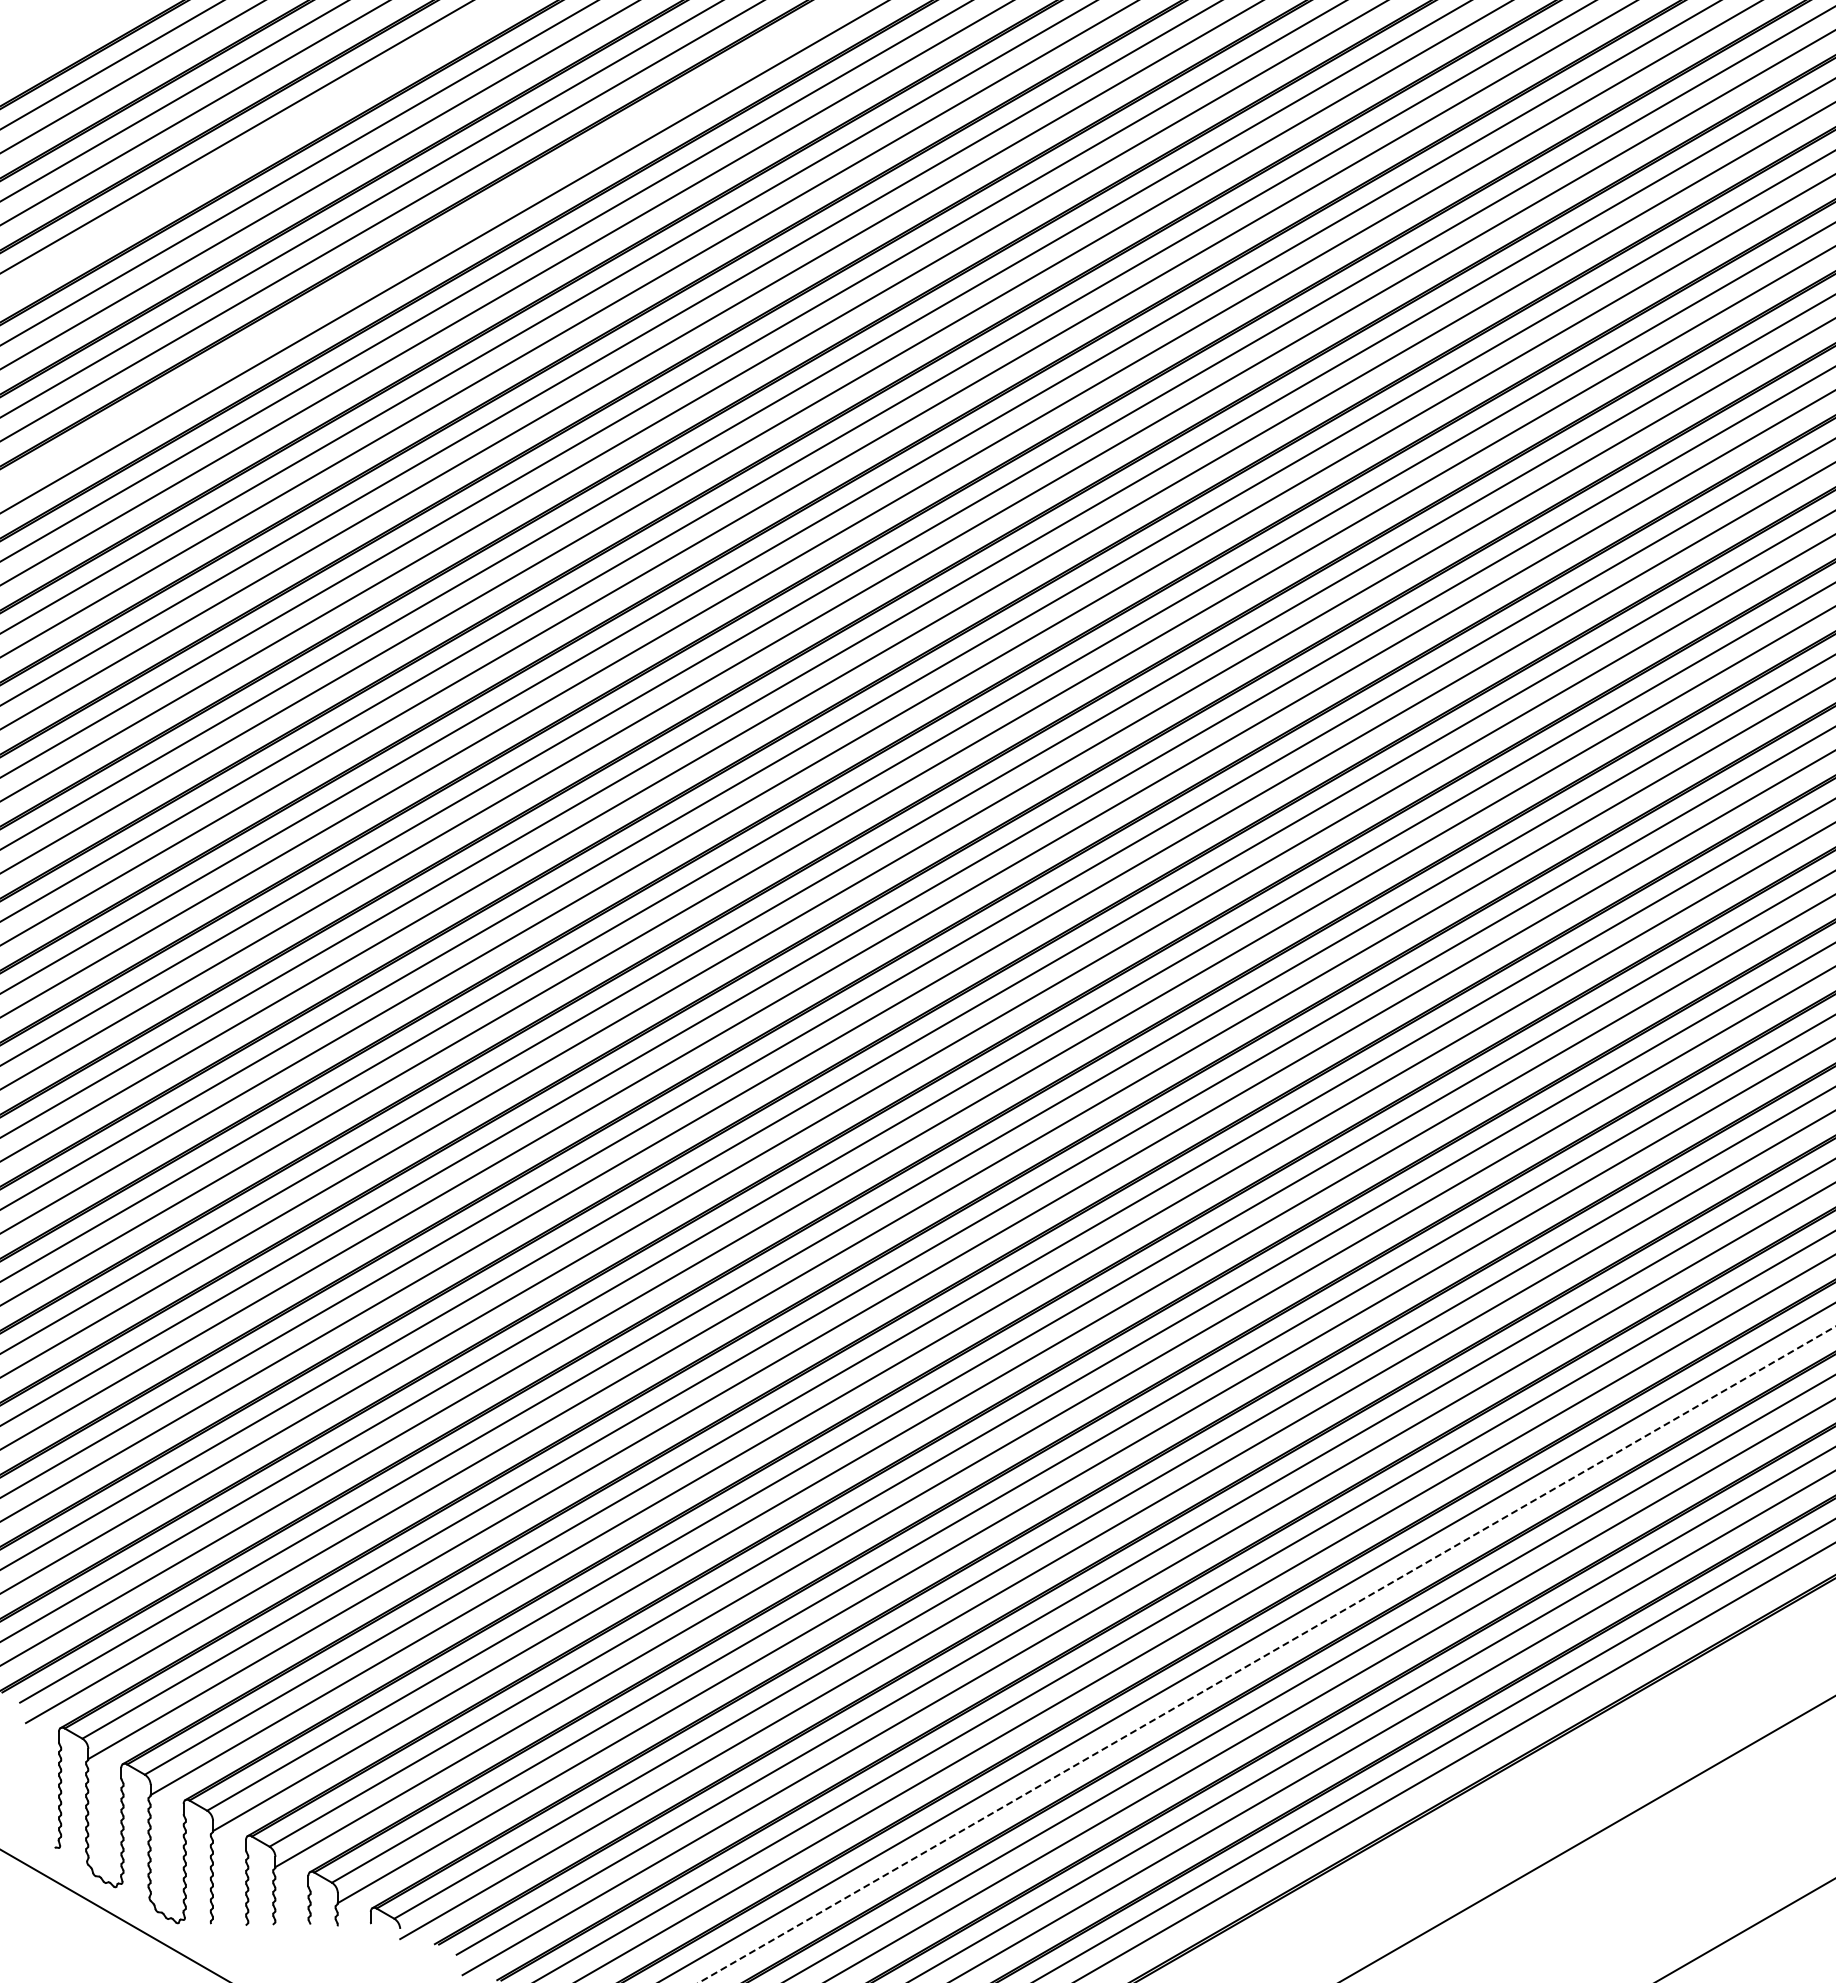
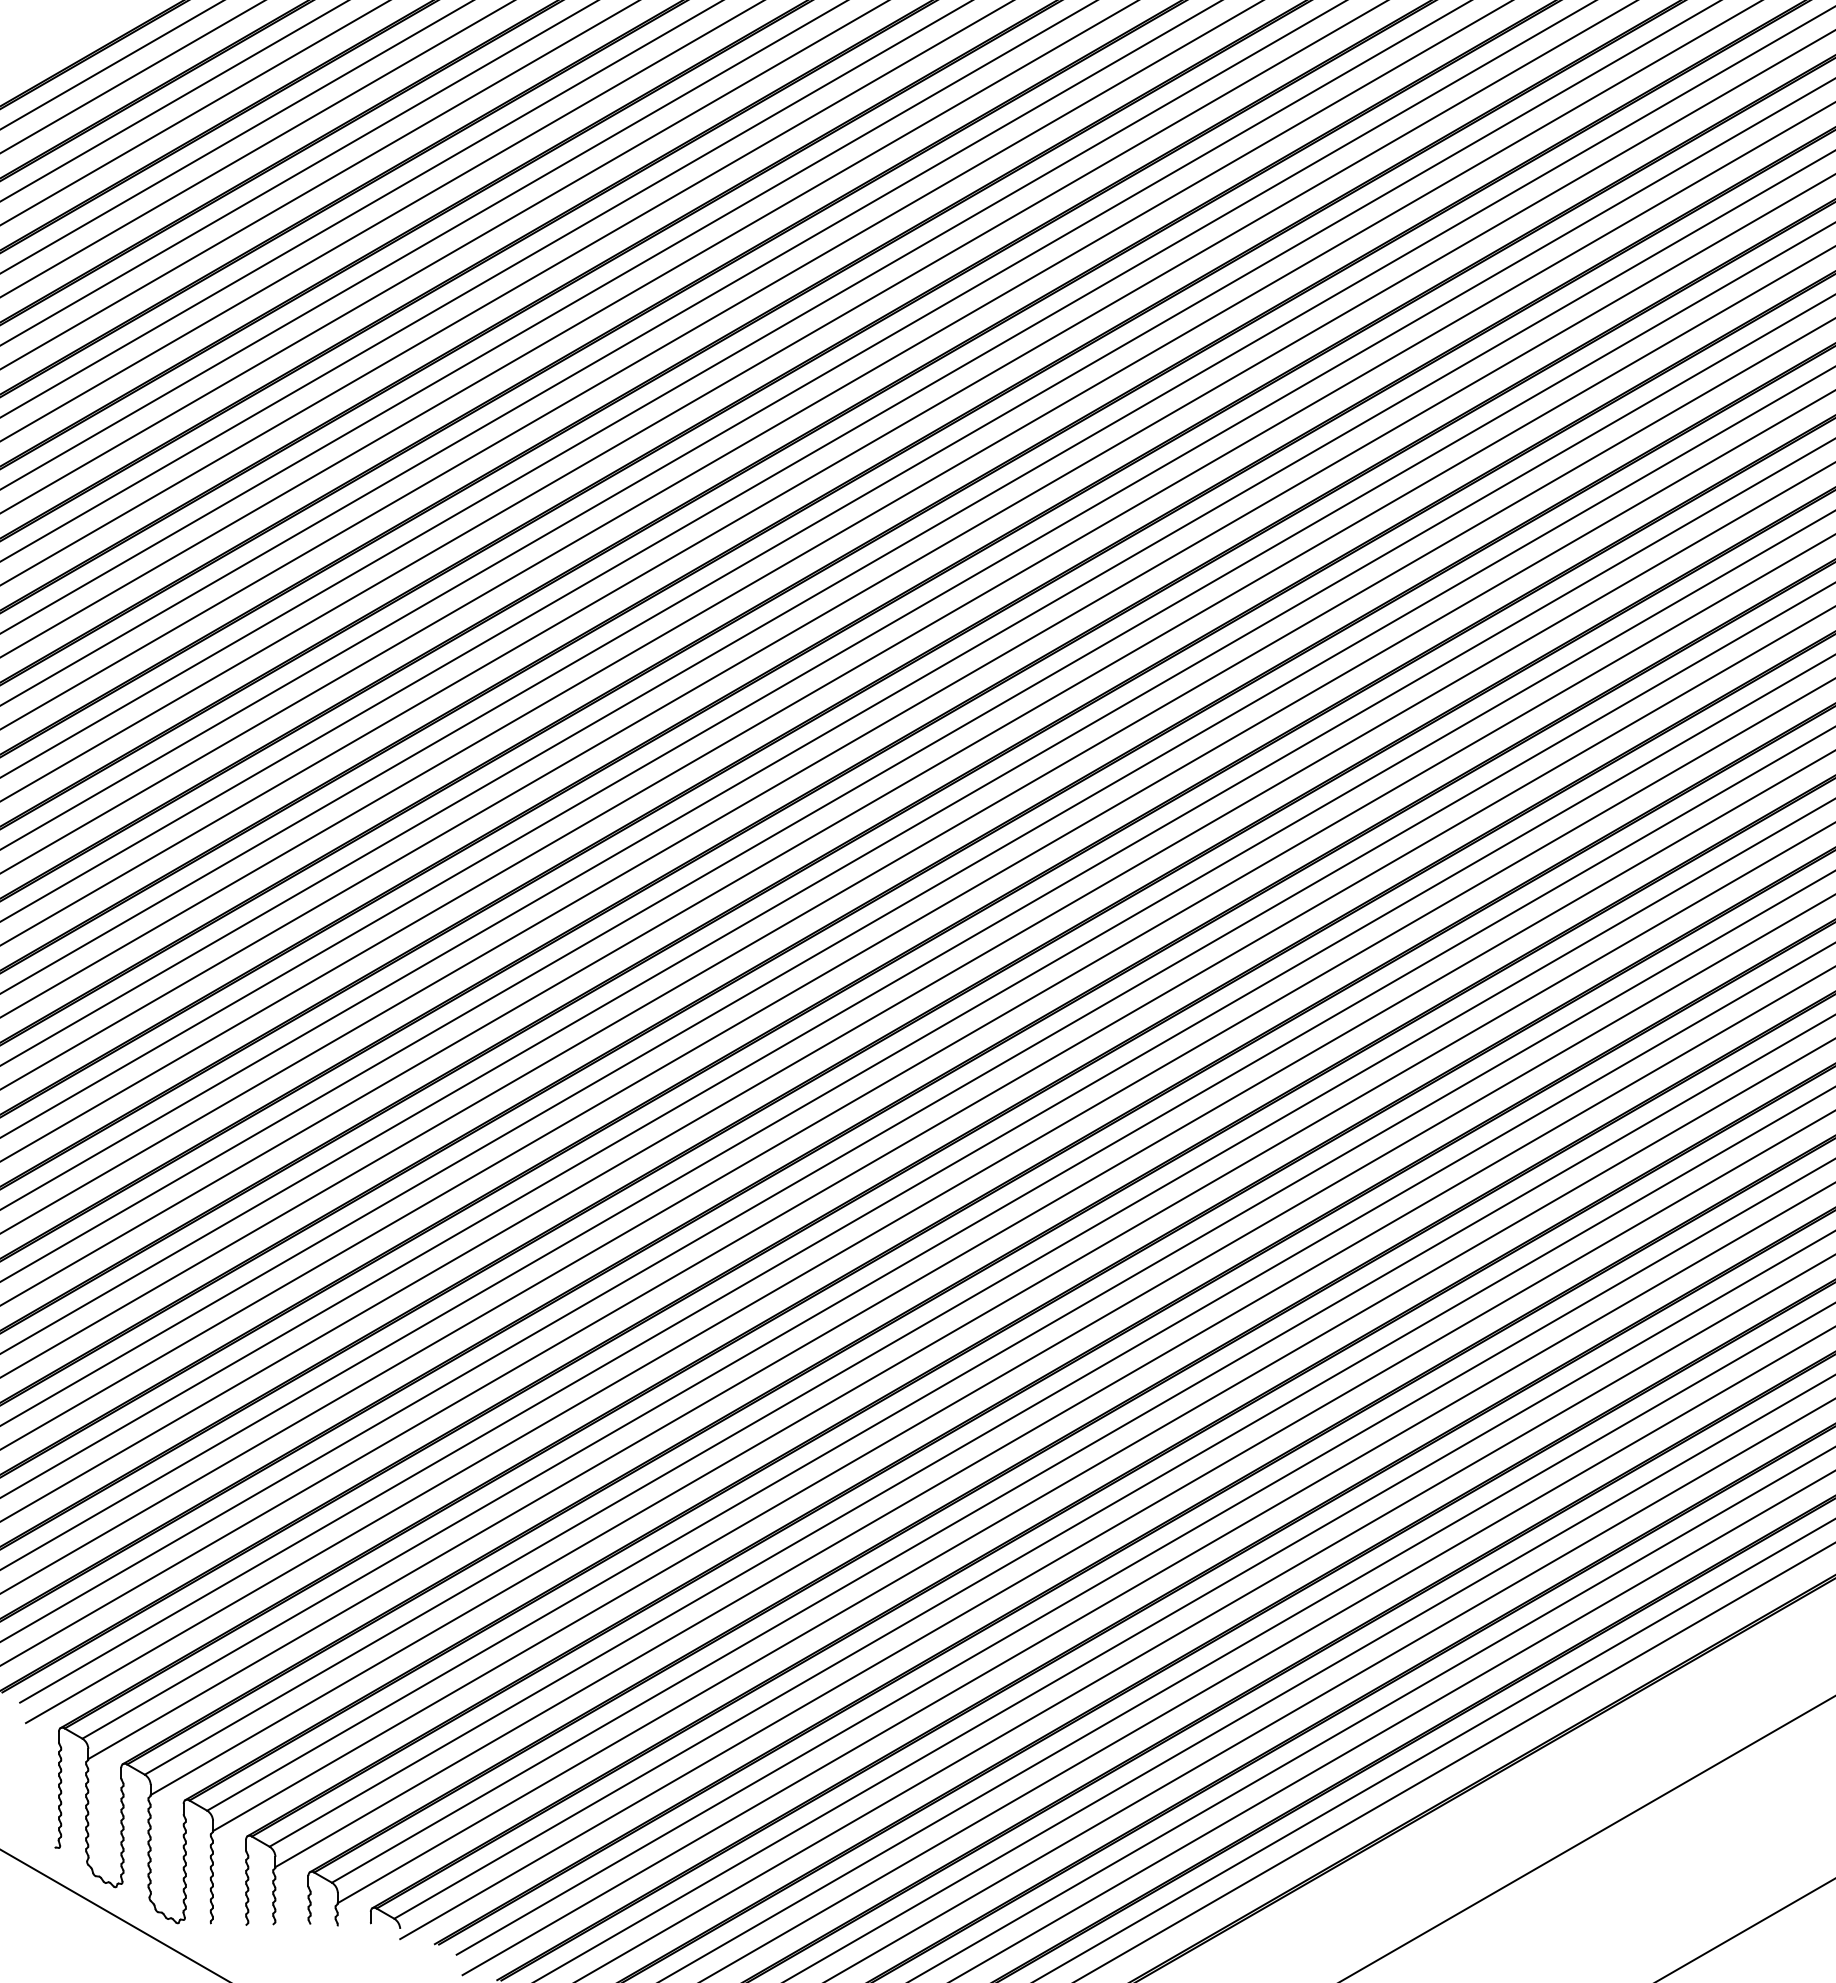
line: none -> present (256, 149)
line: none -> present (423, 245)
line: dashed -> solid (1267, 1654)
